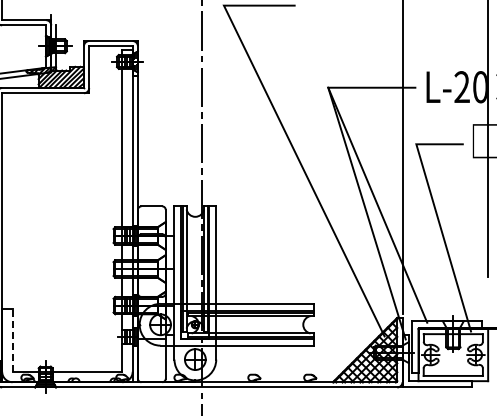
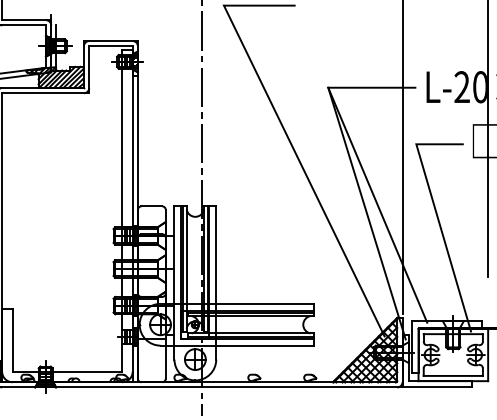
line: dashed -> solid (12, 339)
